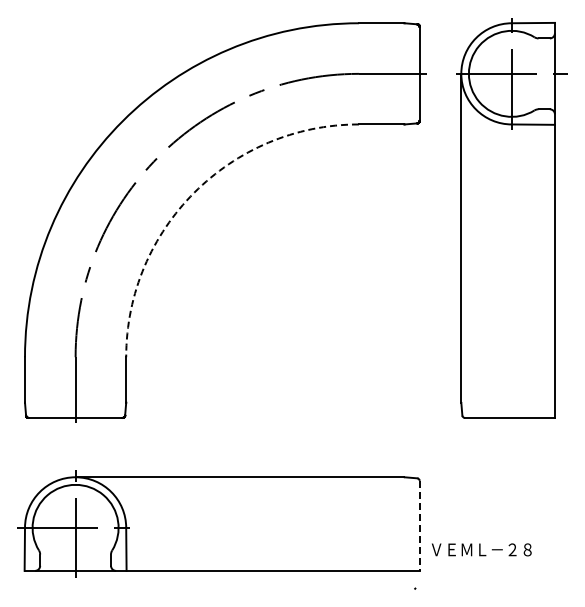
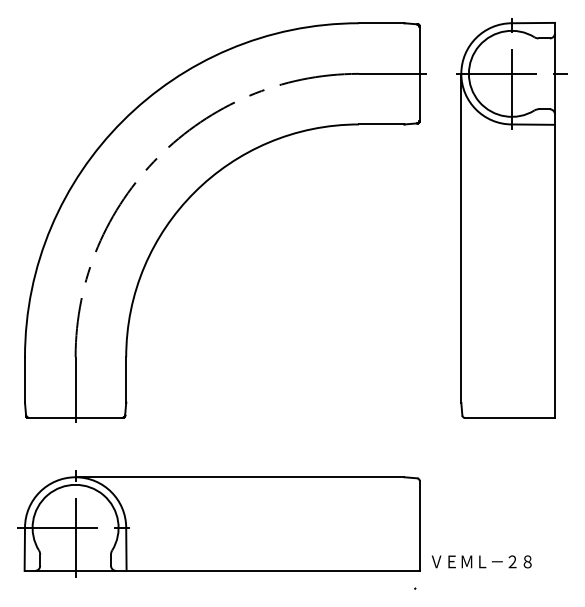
arc: dashed -> solid (194, 192)
line: dashed -> solid (419, 526)
text position: (481, 549) -> (481, 561) (481, 561)
